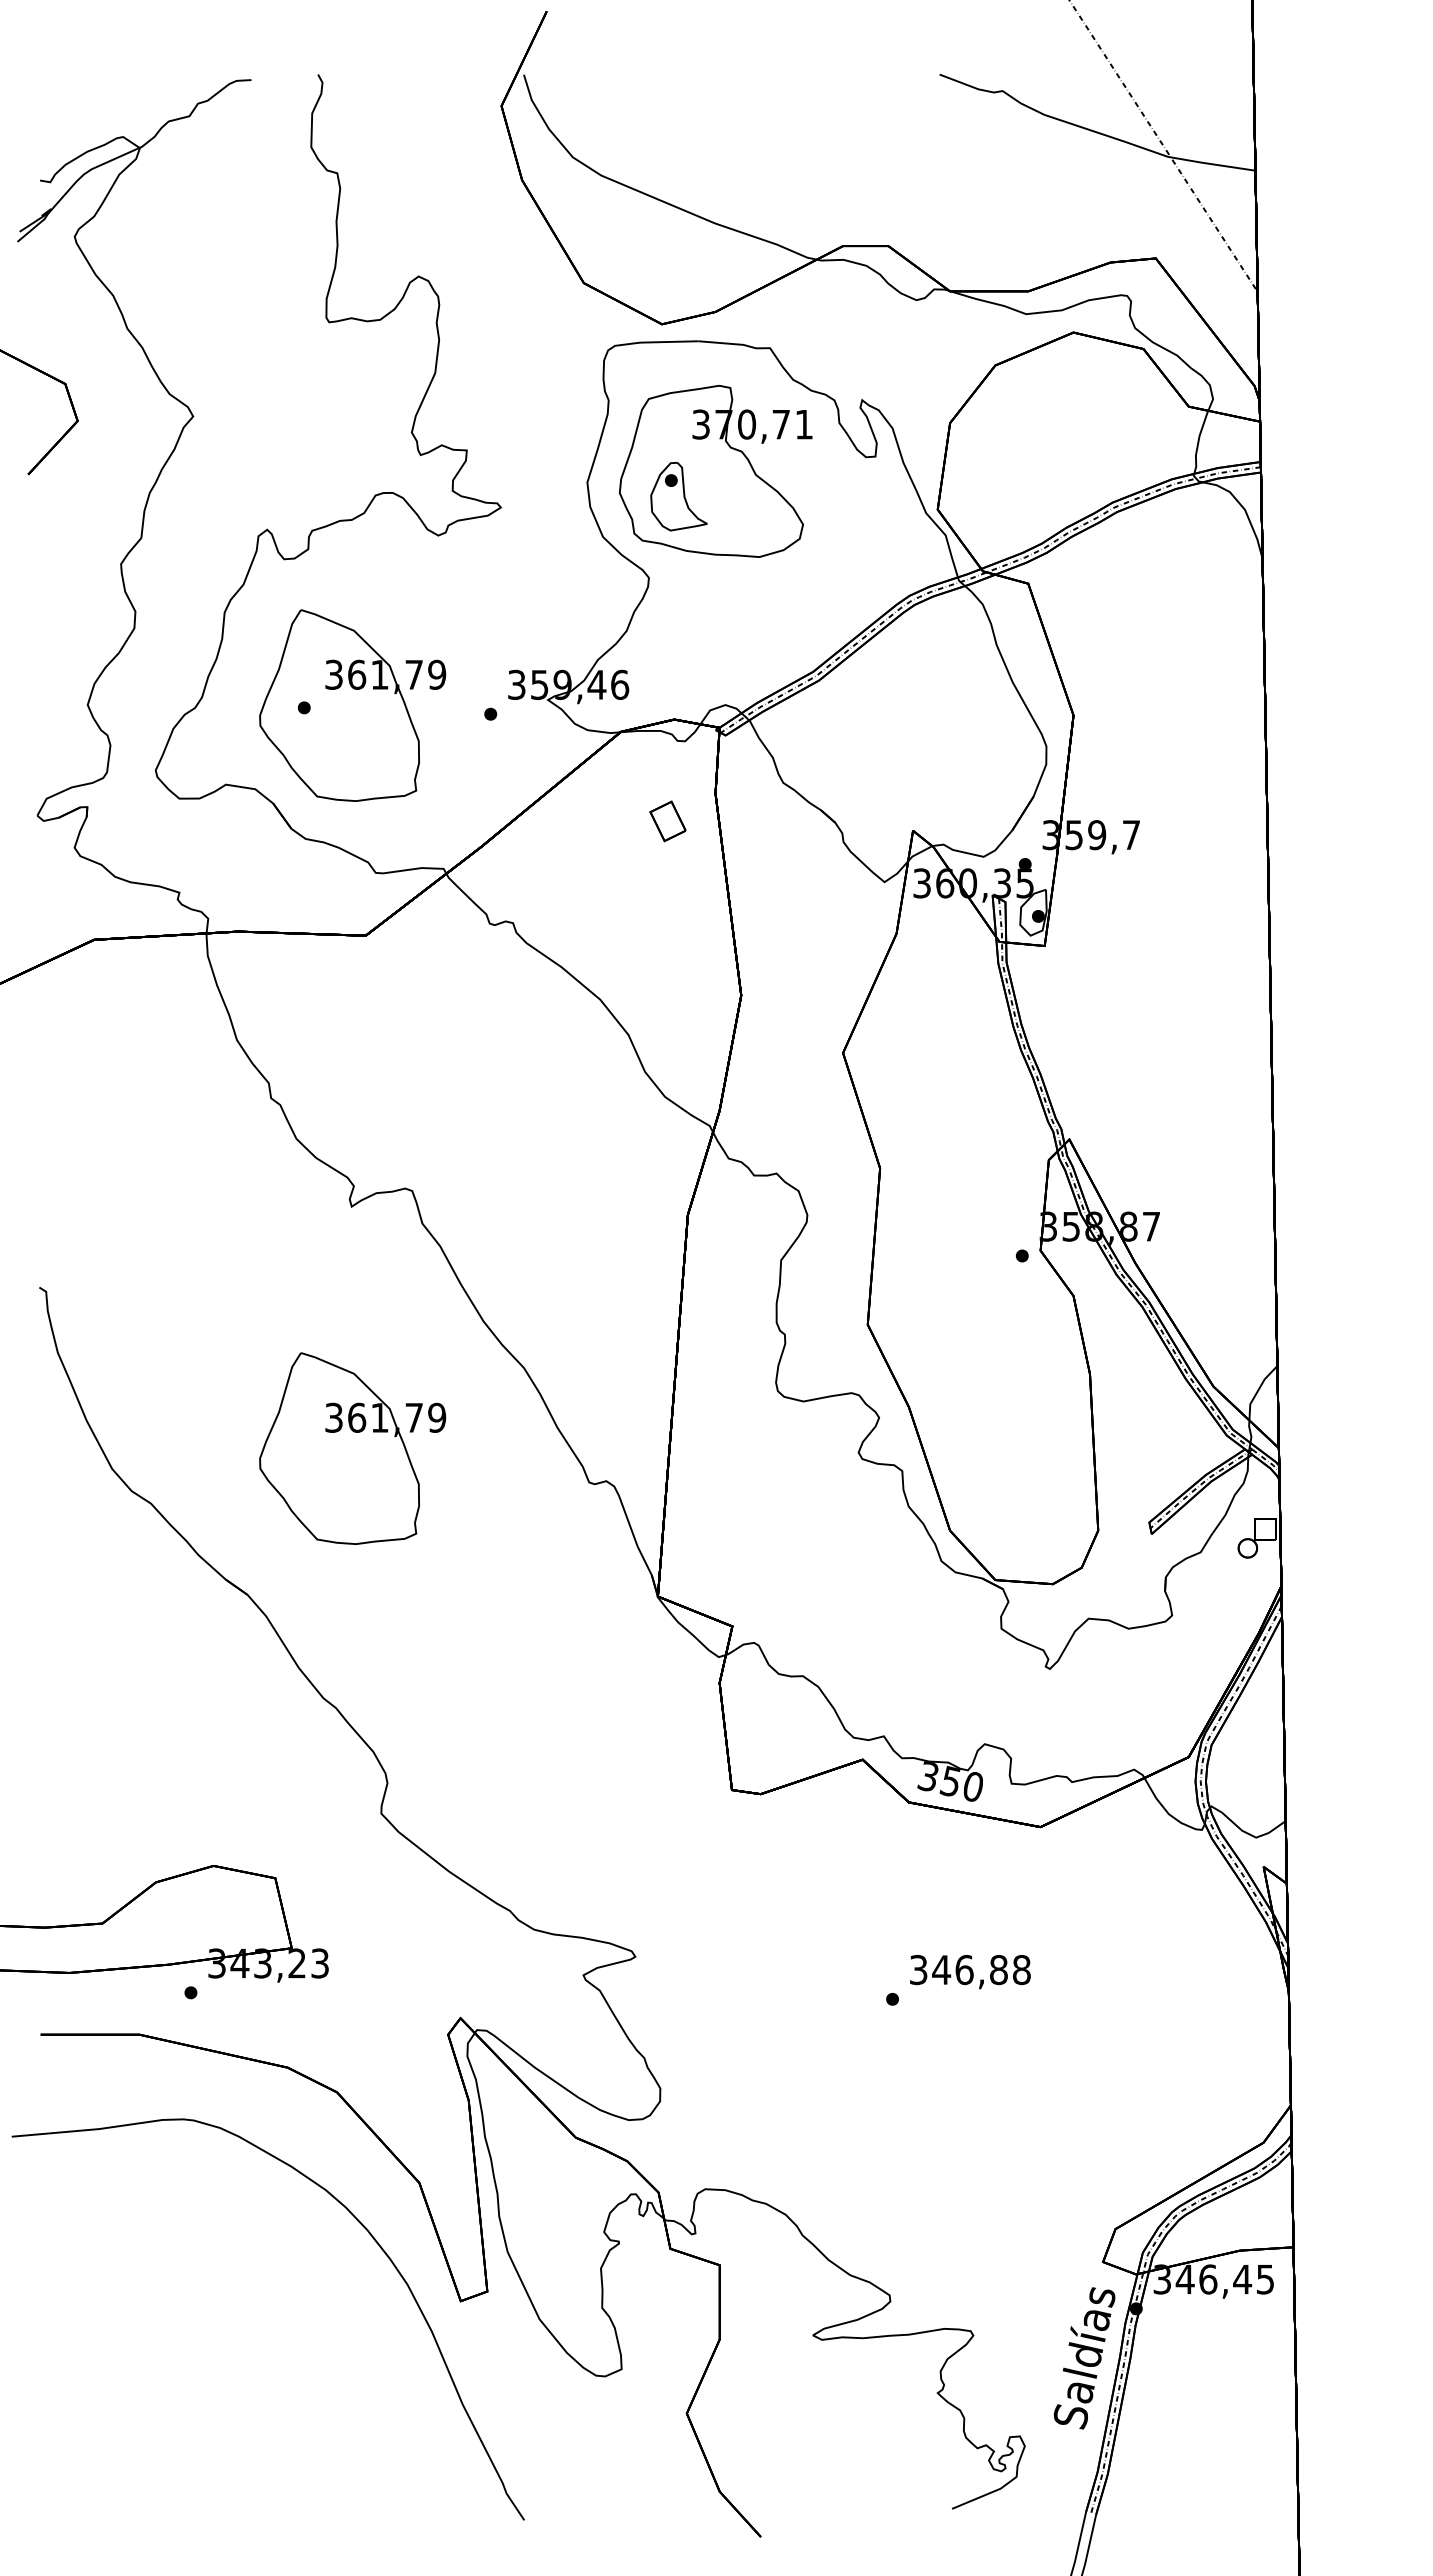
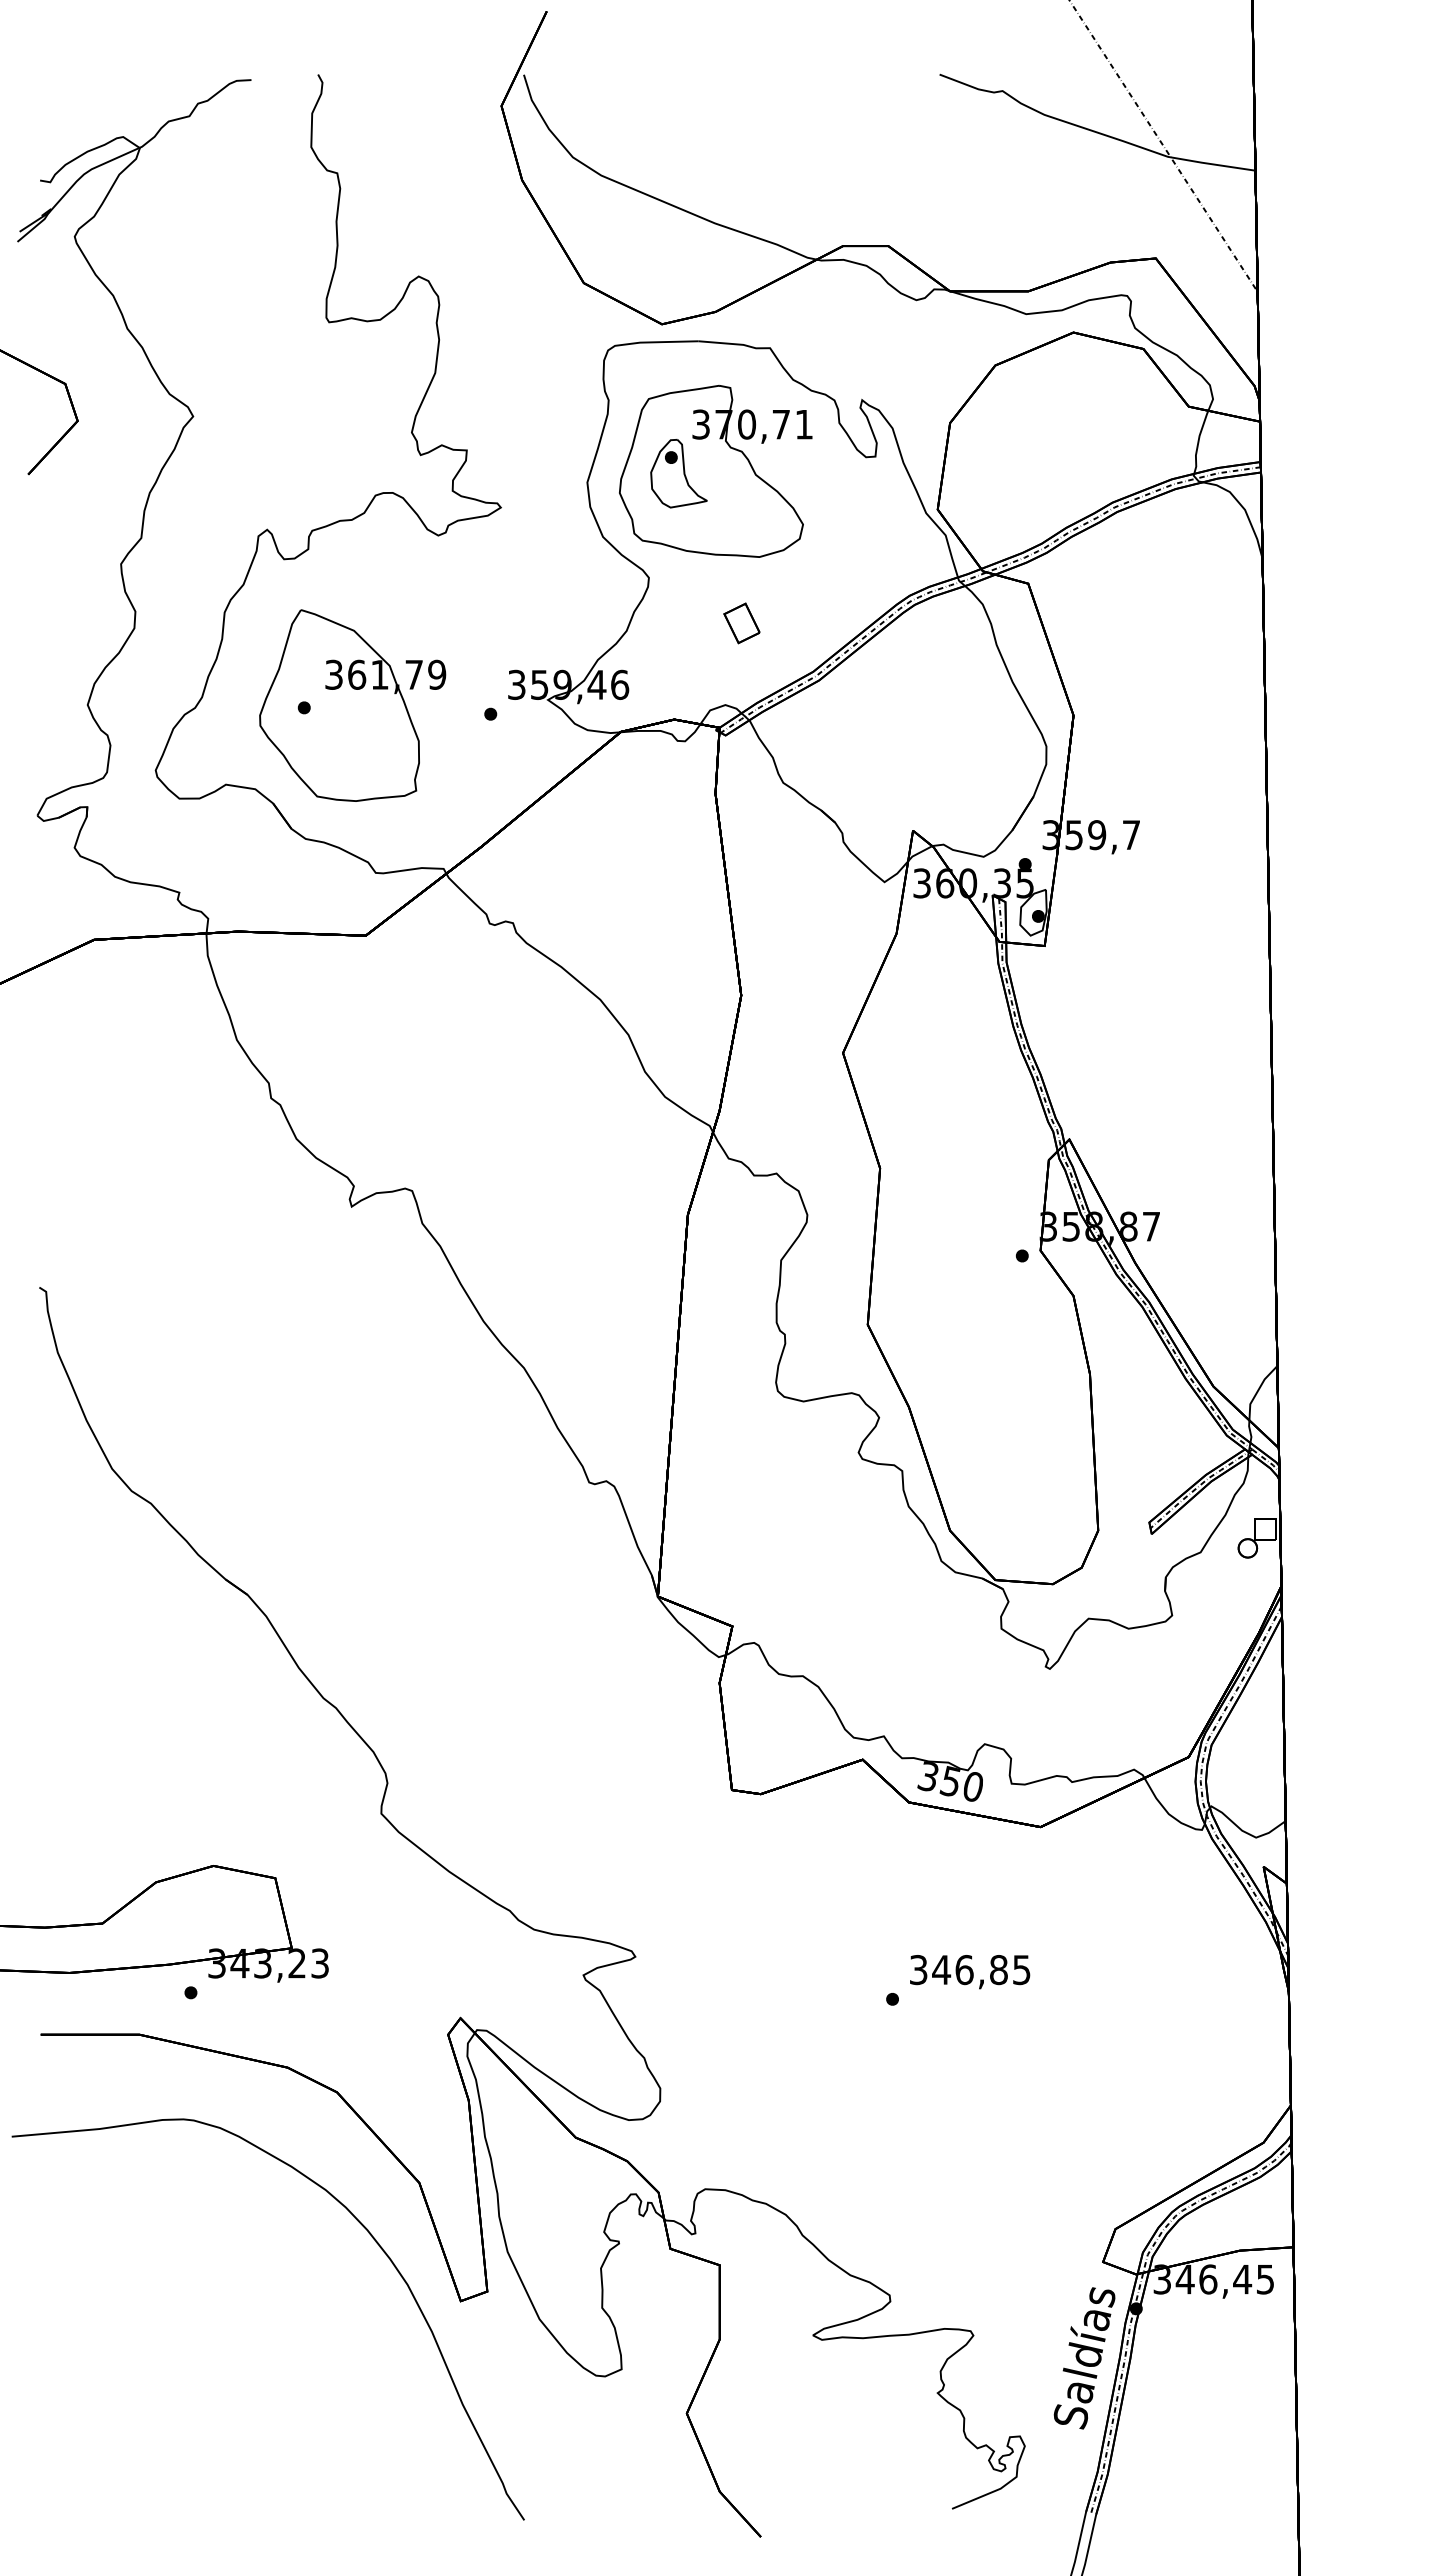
part position: (678, 496) -> (678, 473) (678, 473)
part position: (667, 821) -> (741, 623) (741, 623)
part: present -> none (352, 1448)
text: 346,88 -> 346,85 (1021, 1970)
